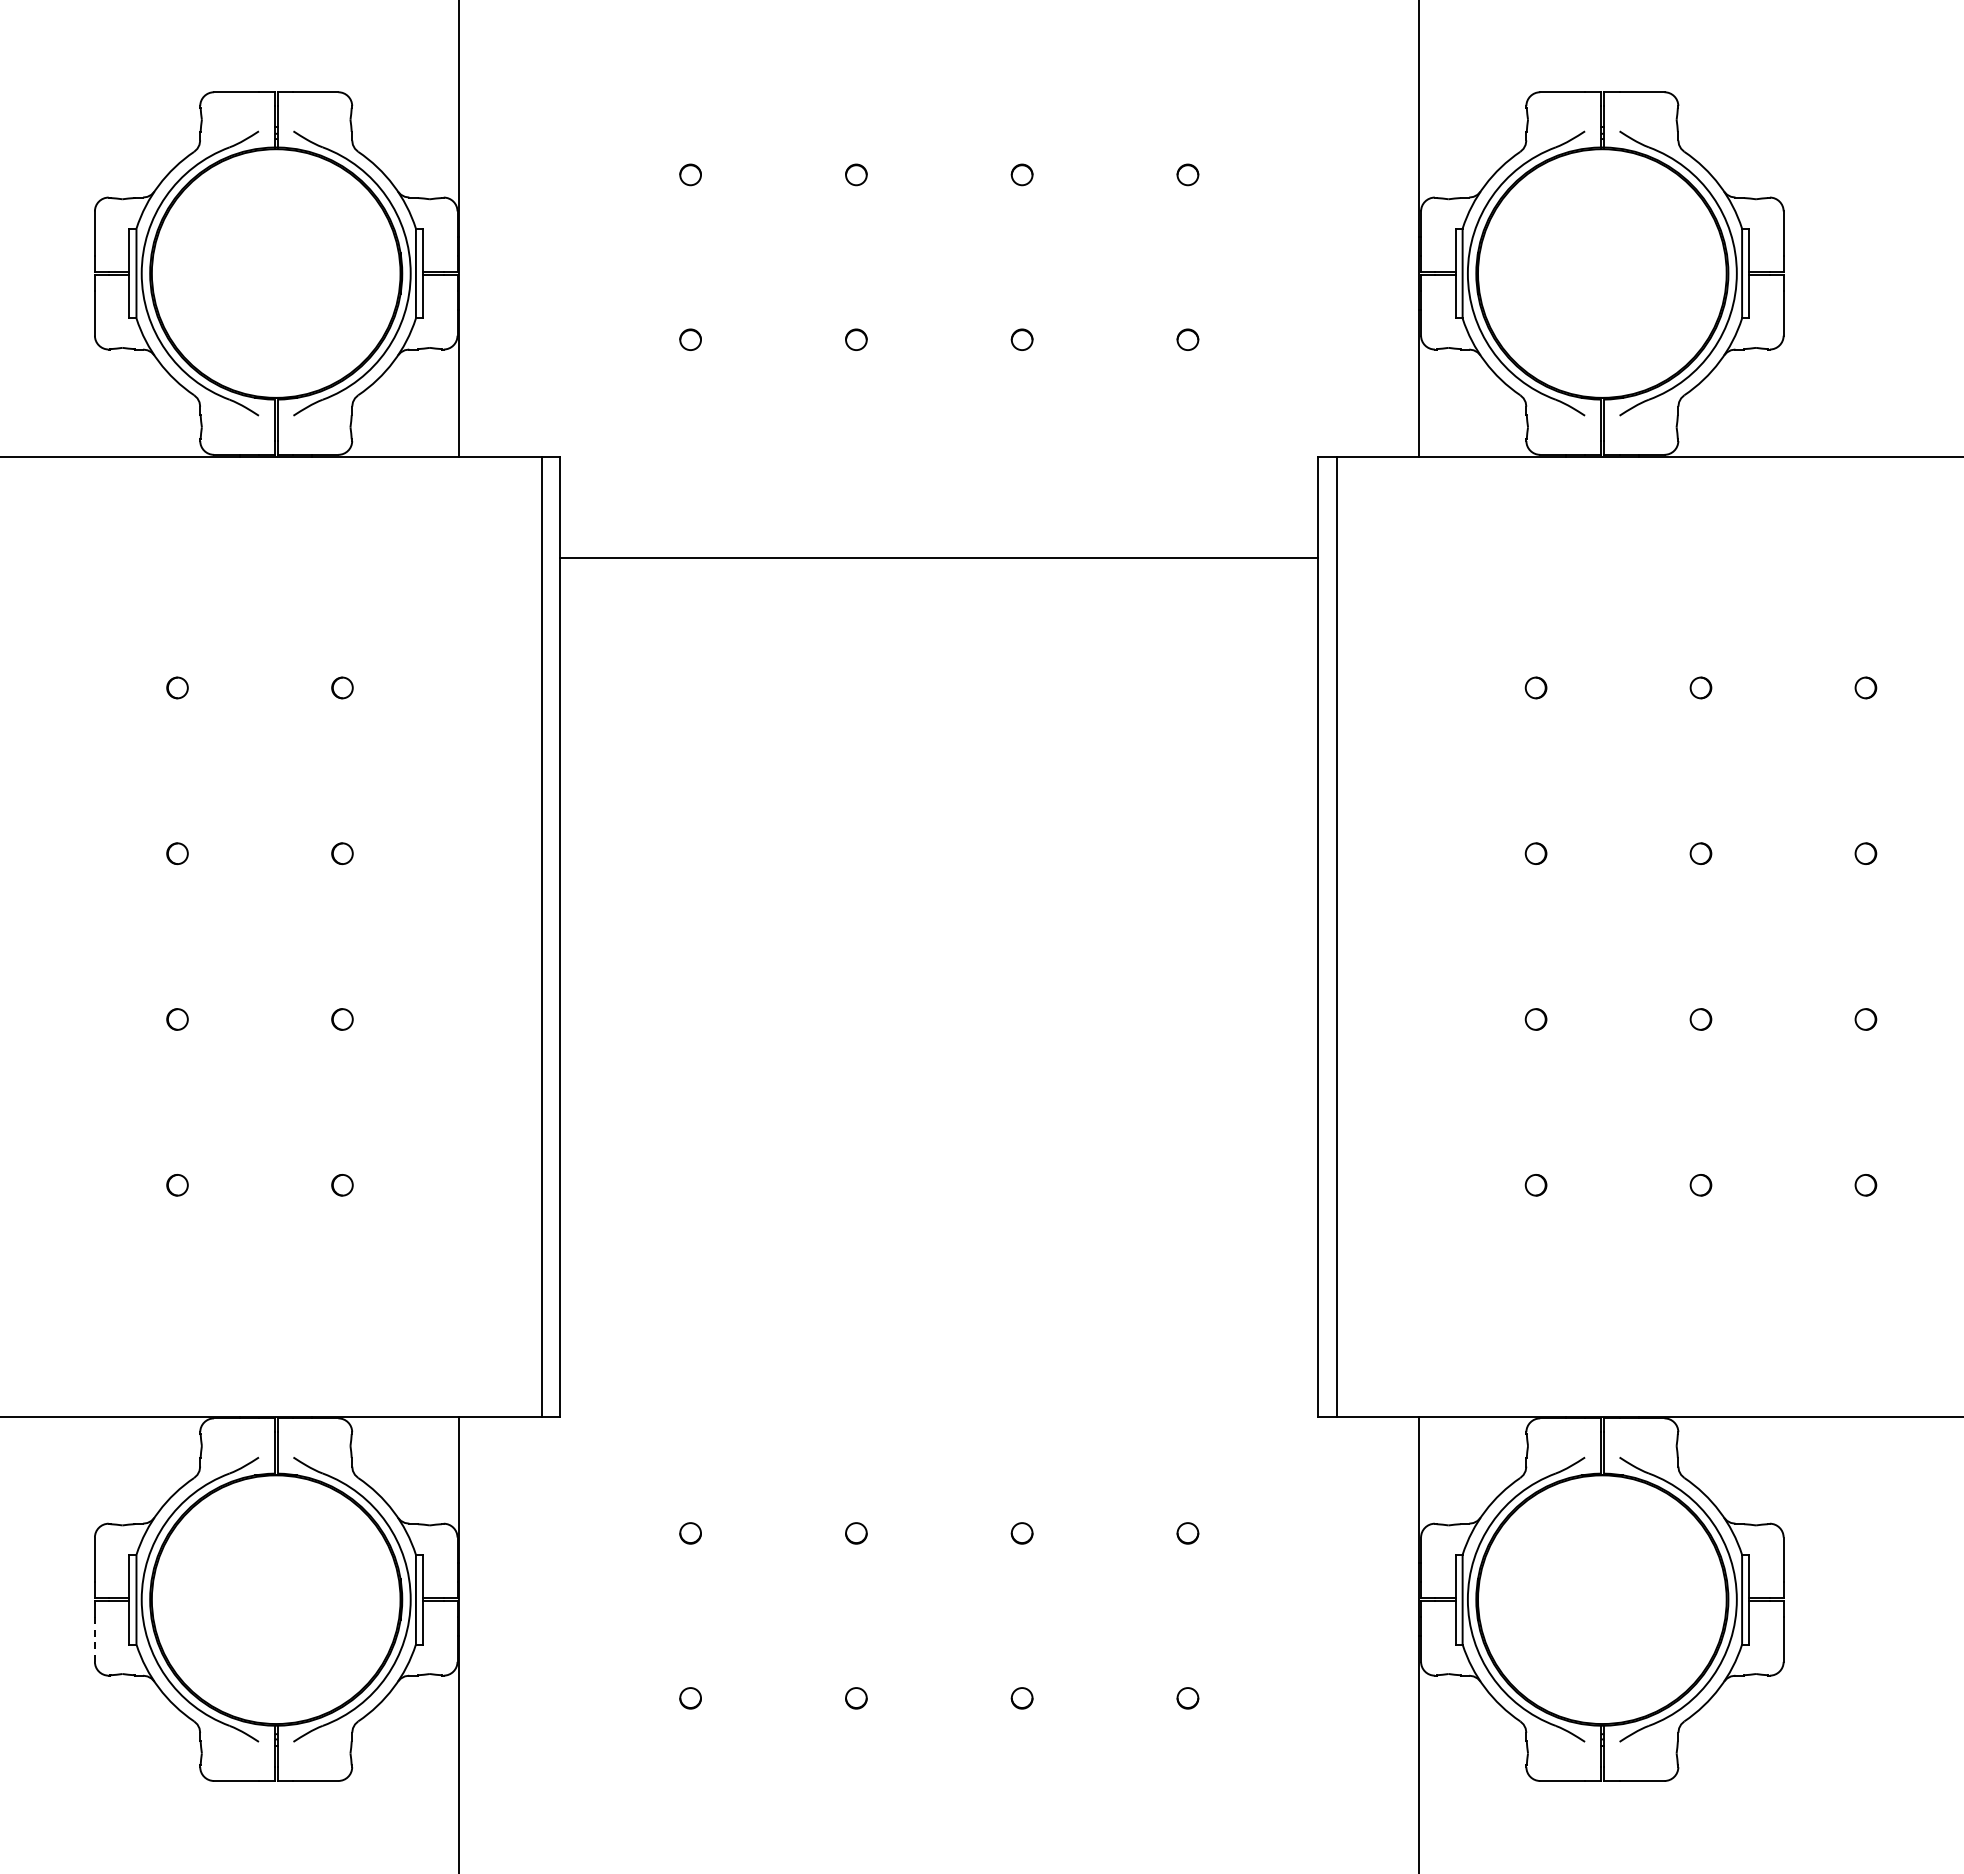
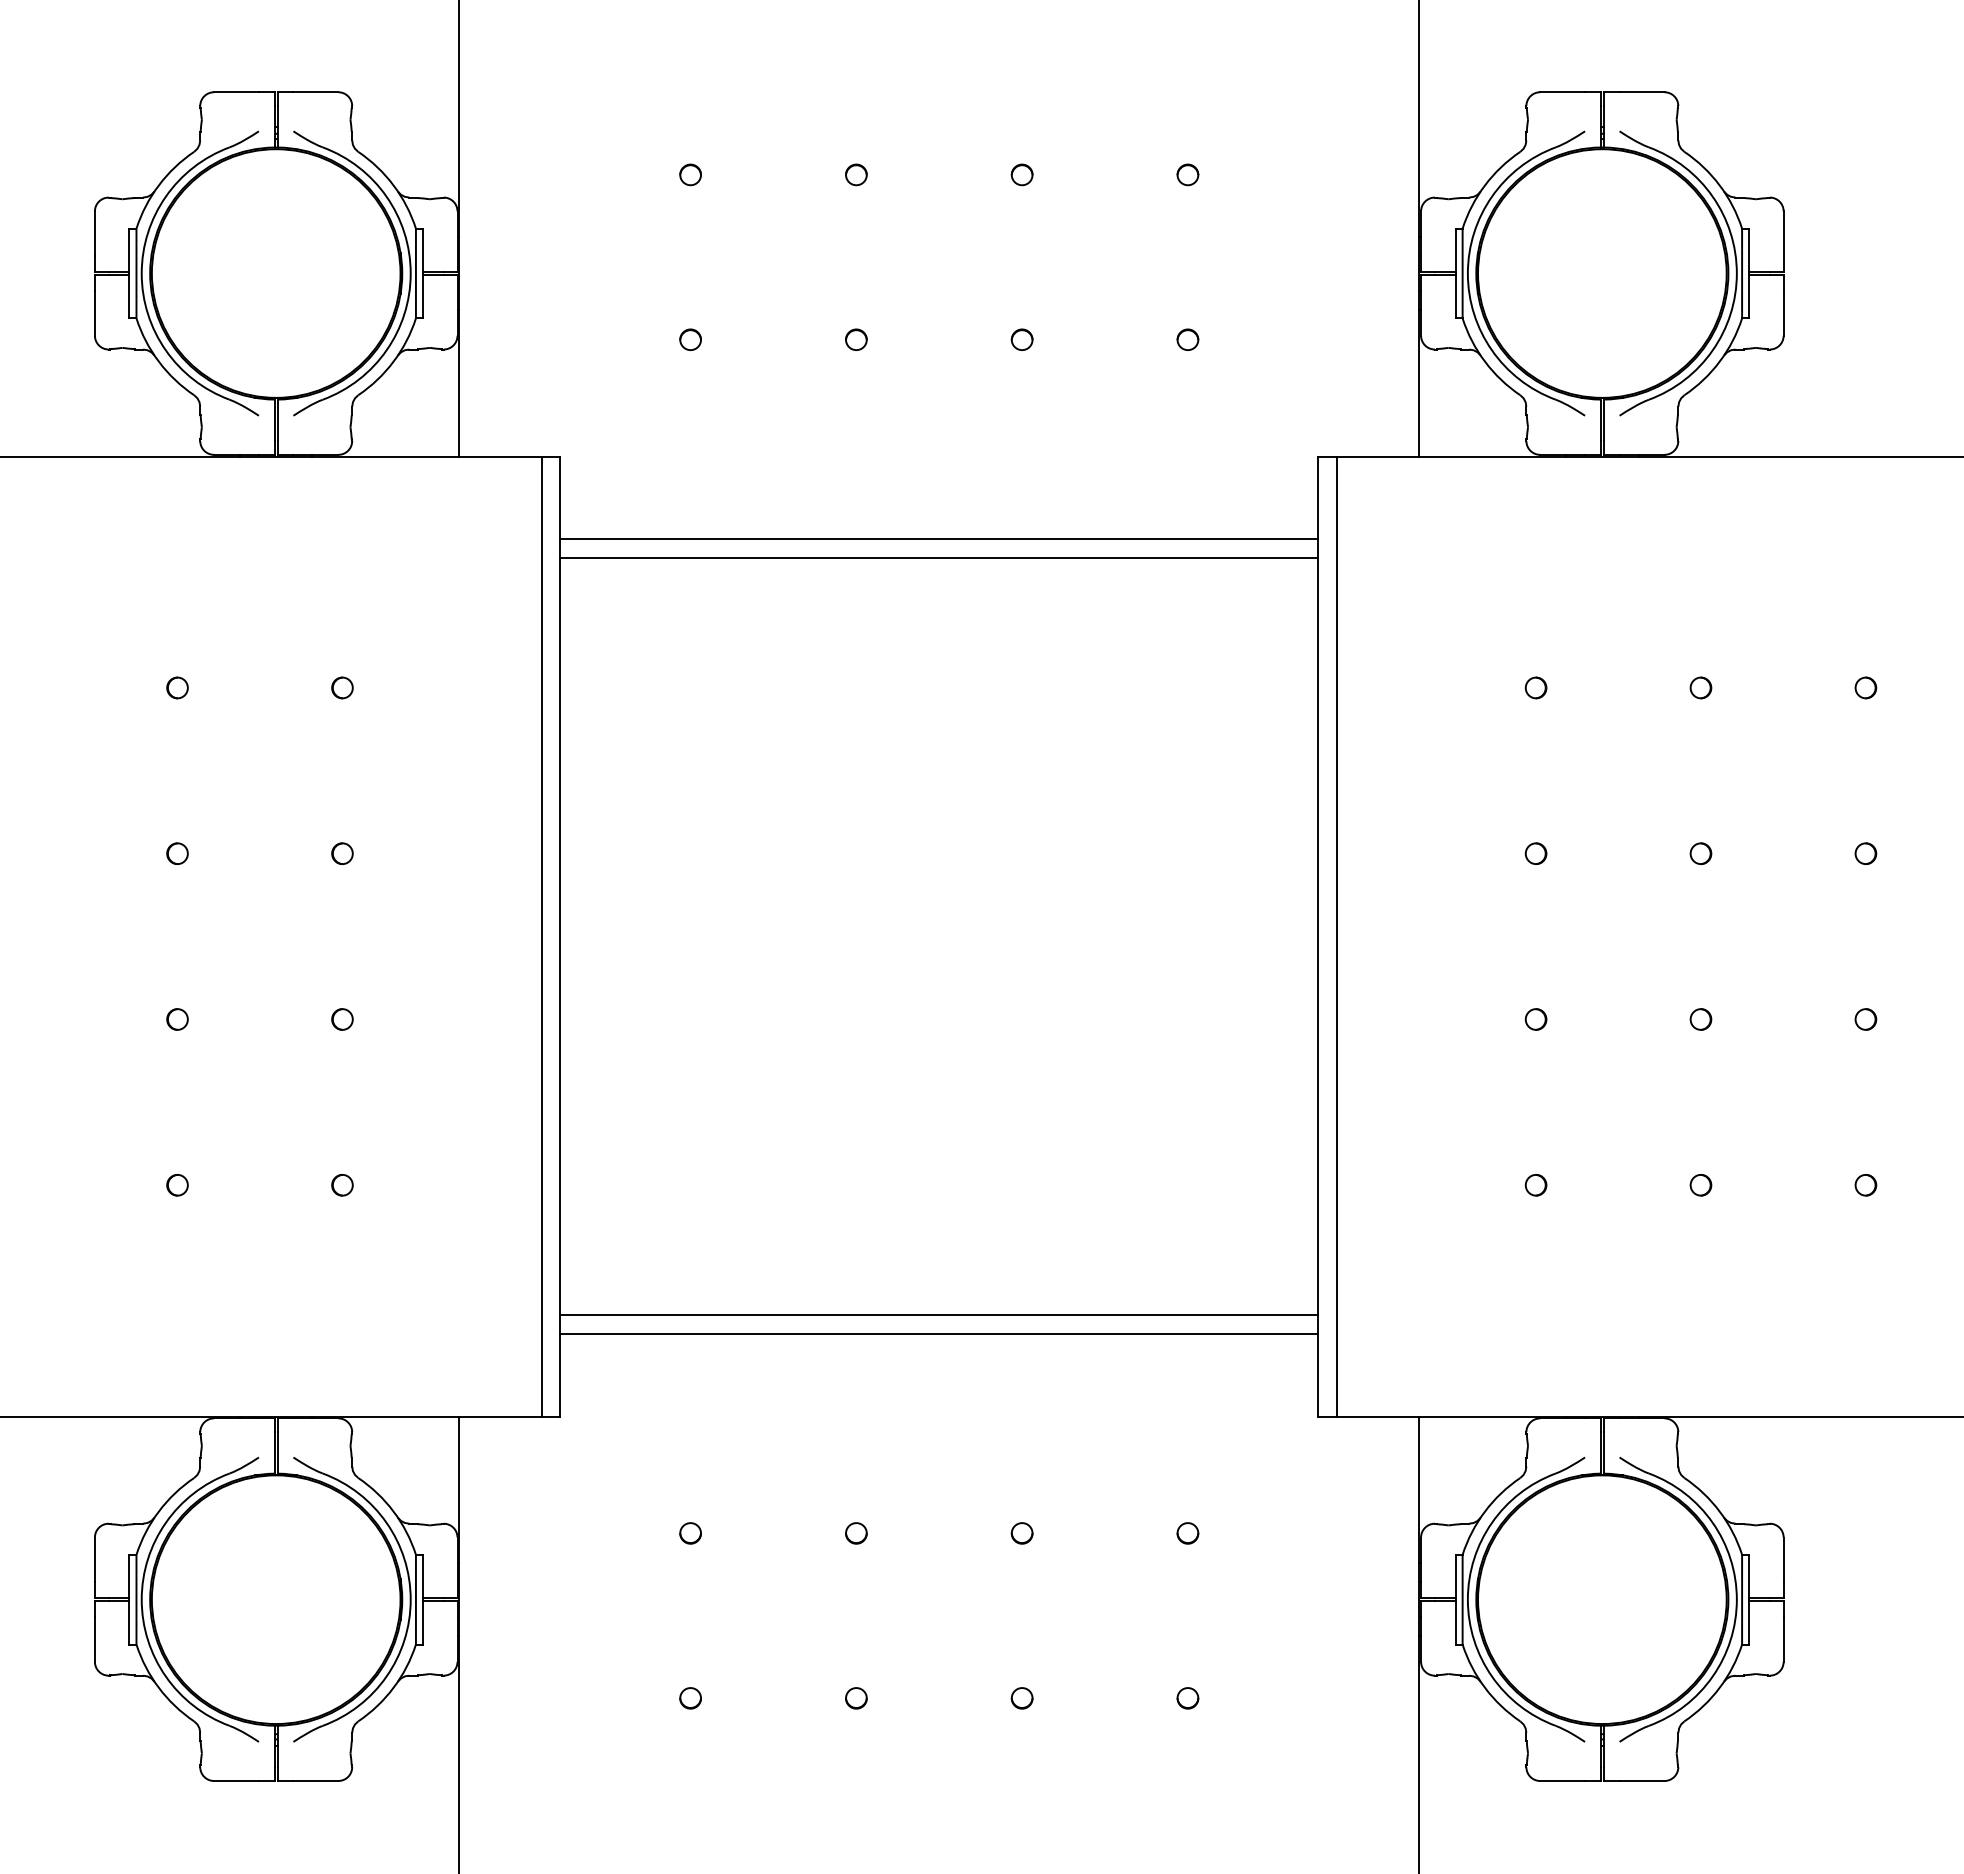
line: none -> present (939, 539)
line: none -> present (939, 1315)
line: none -> present (939, 1334)
line: dashed -> solid (94, 1639)
